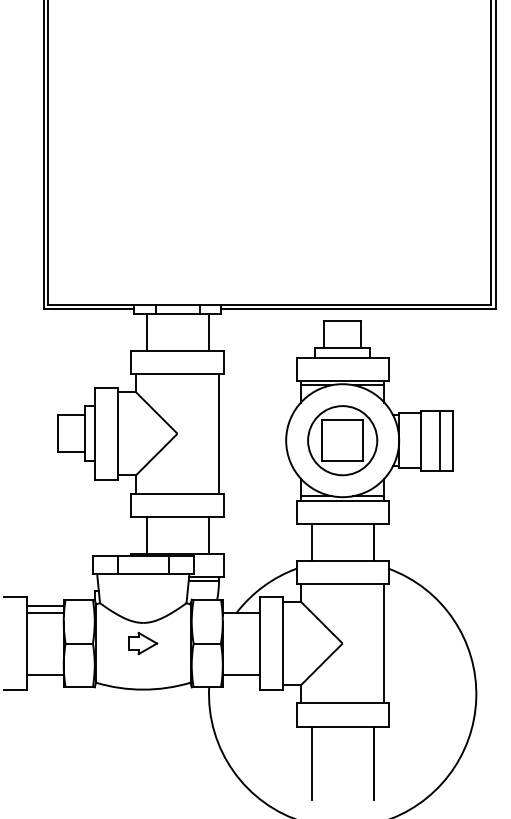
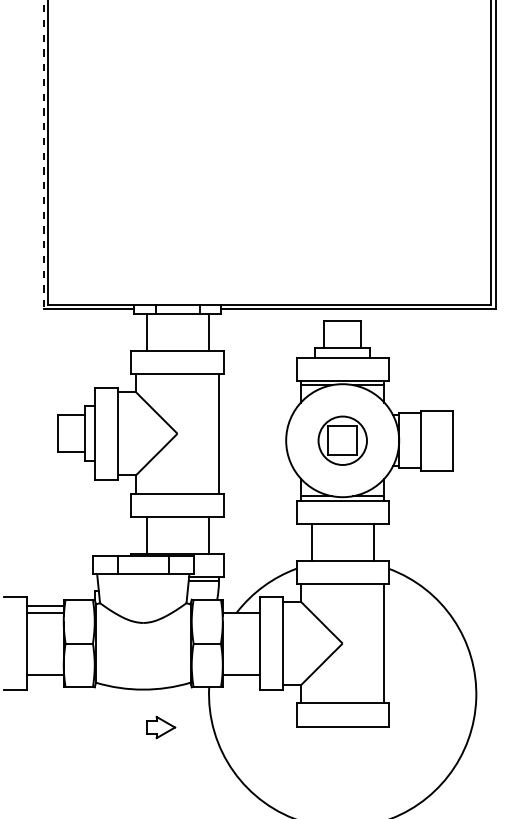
line: solid -> dashed (43, 155)
part size: 72x72 px -> 51x51 px (342, 440)
line: present -> none (439, 440)
part position: (143, 643) -> (161, 727) (161, 727)
line: present -> none (311, 763)
line: present -> none (373, 763)
